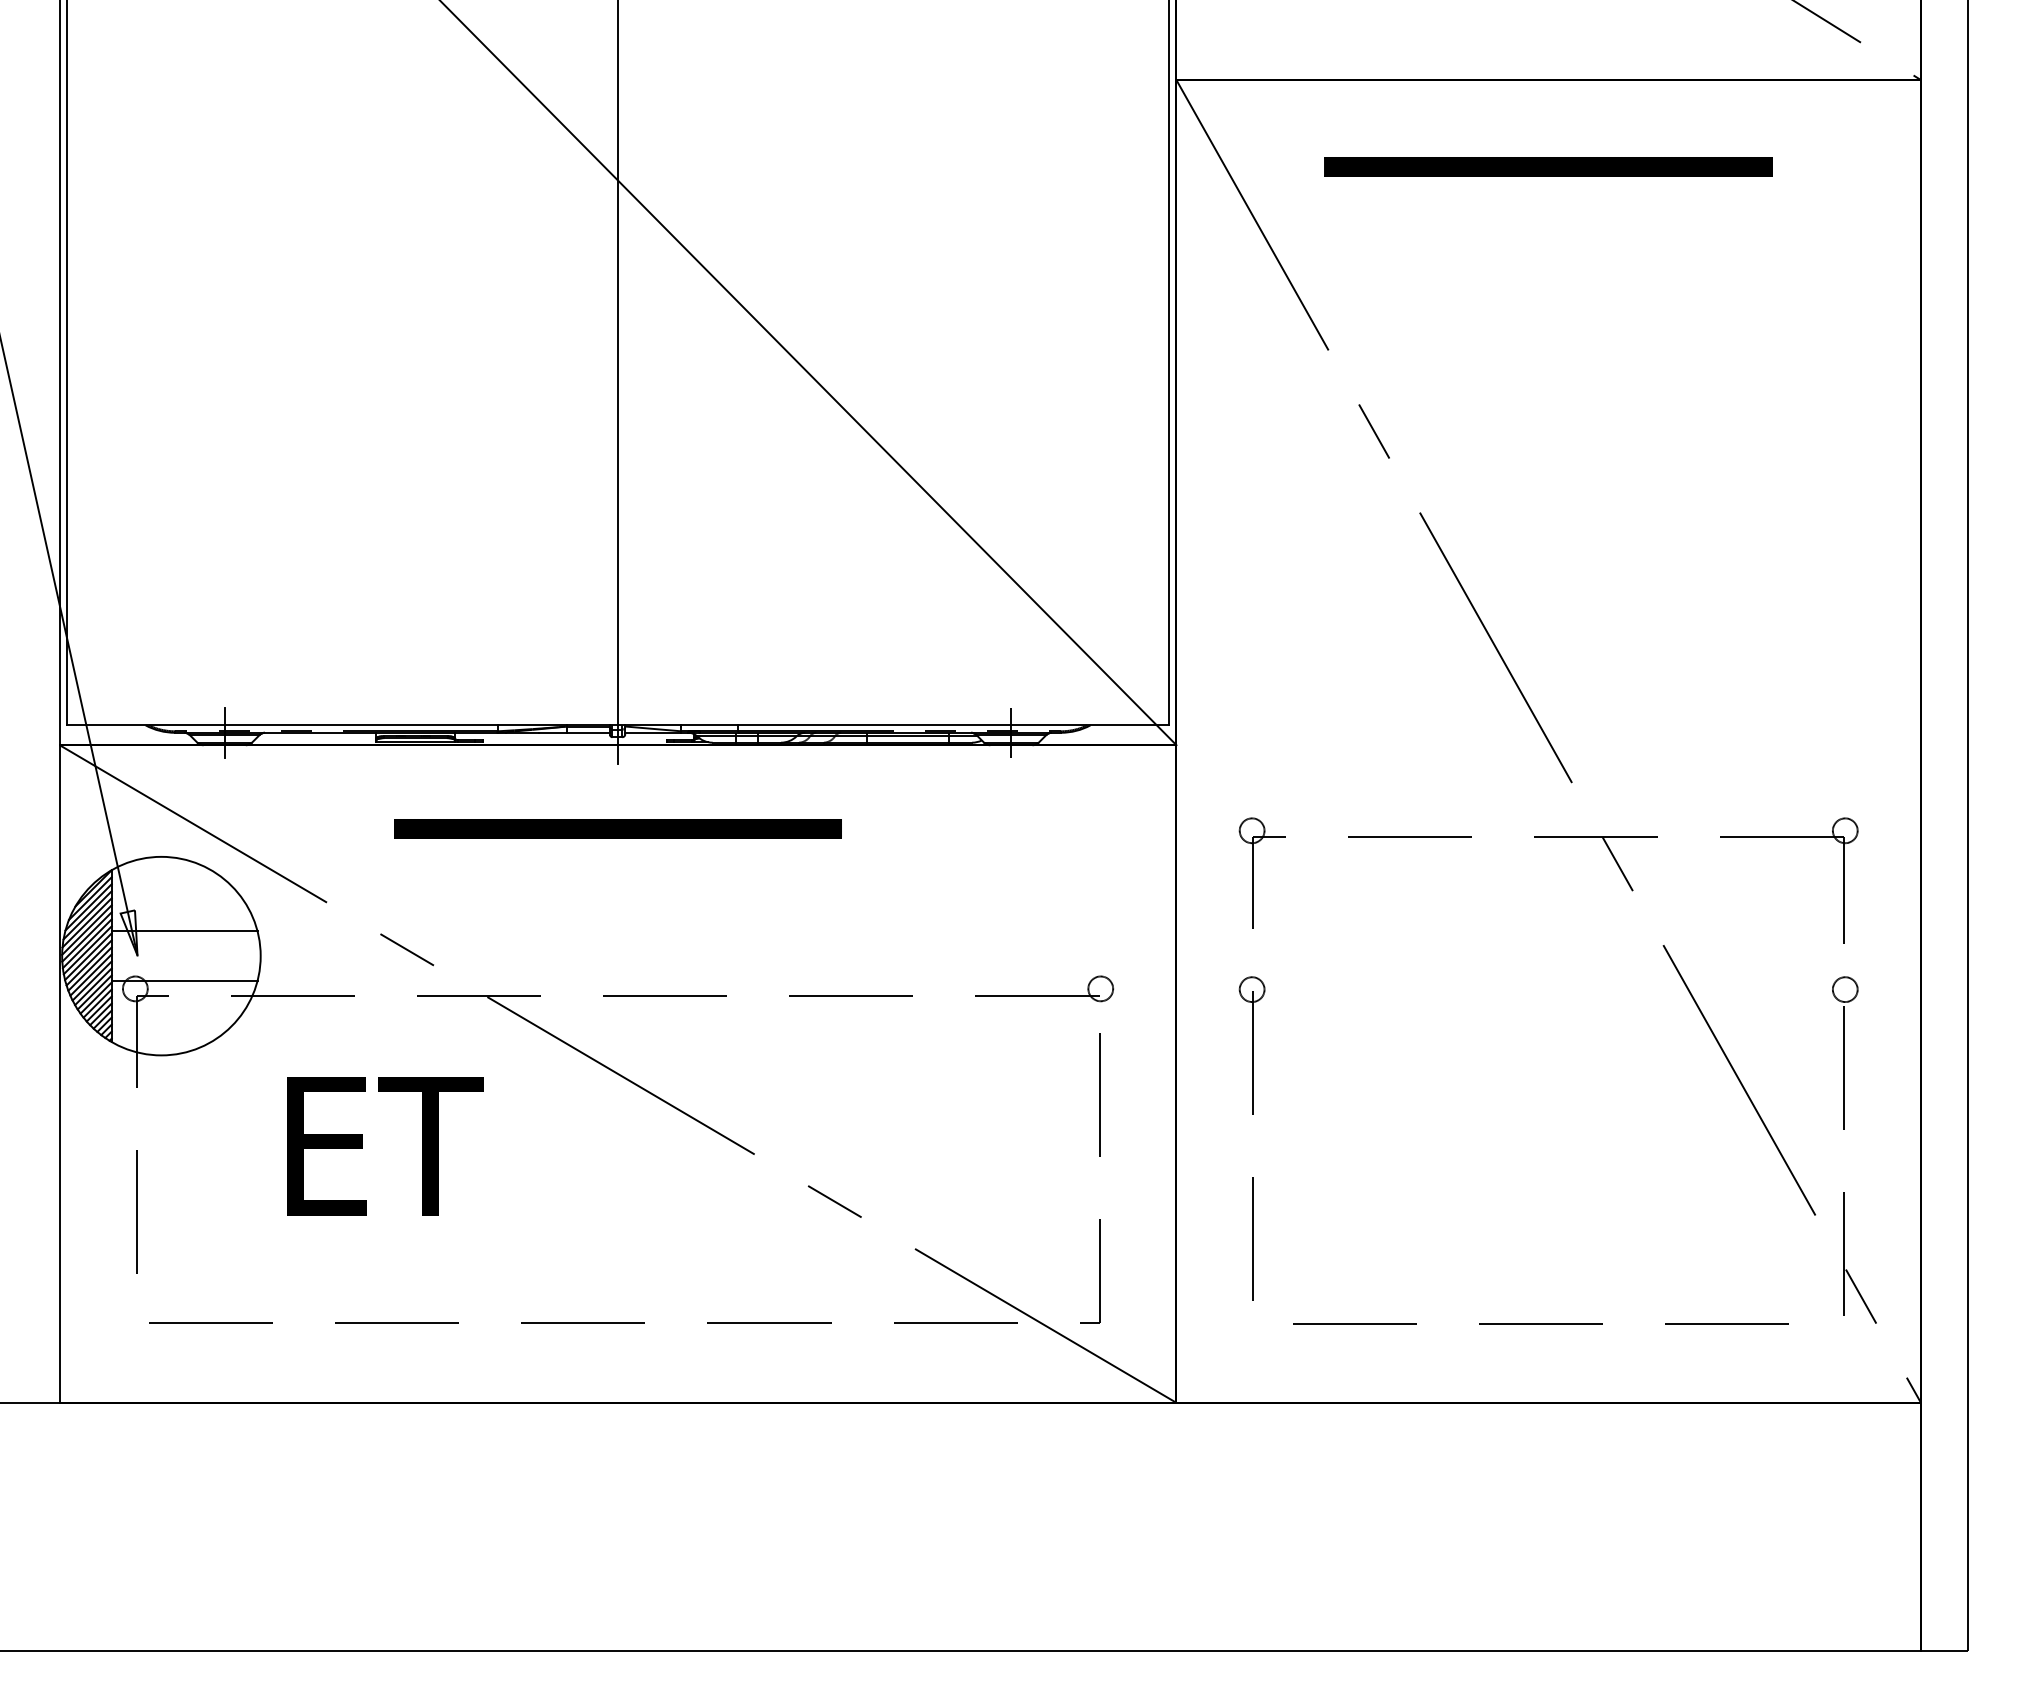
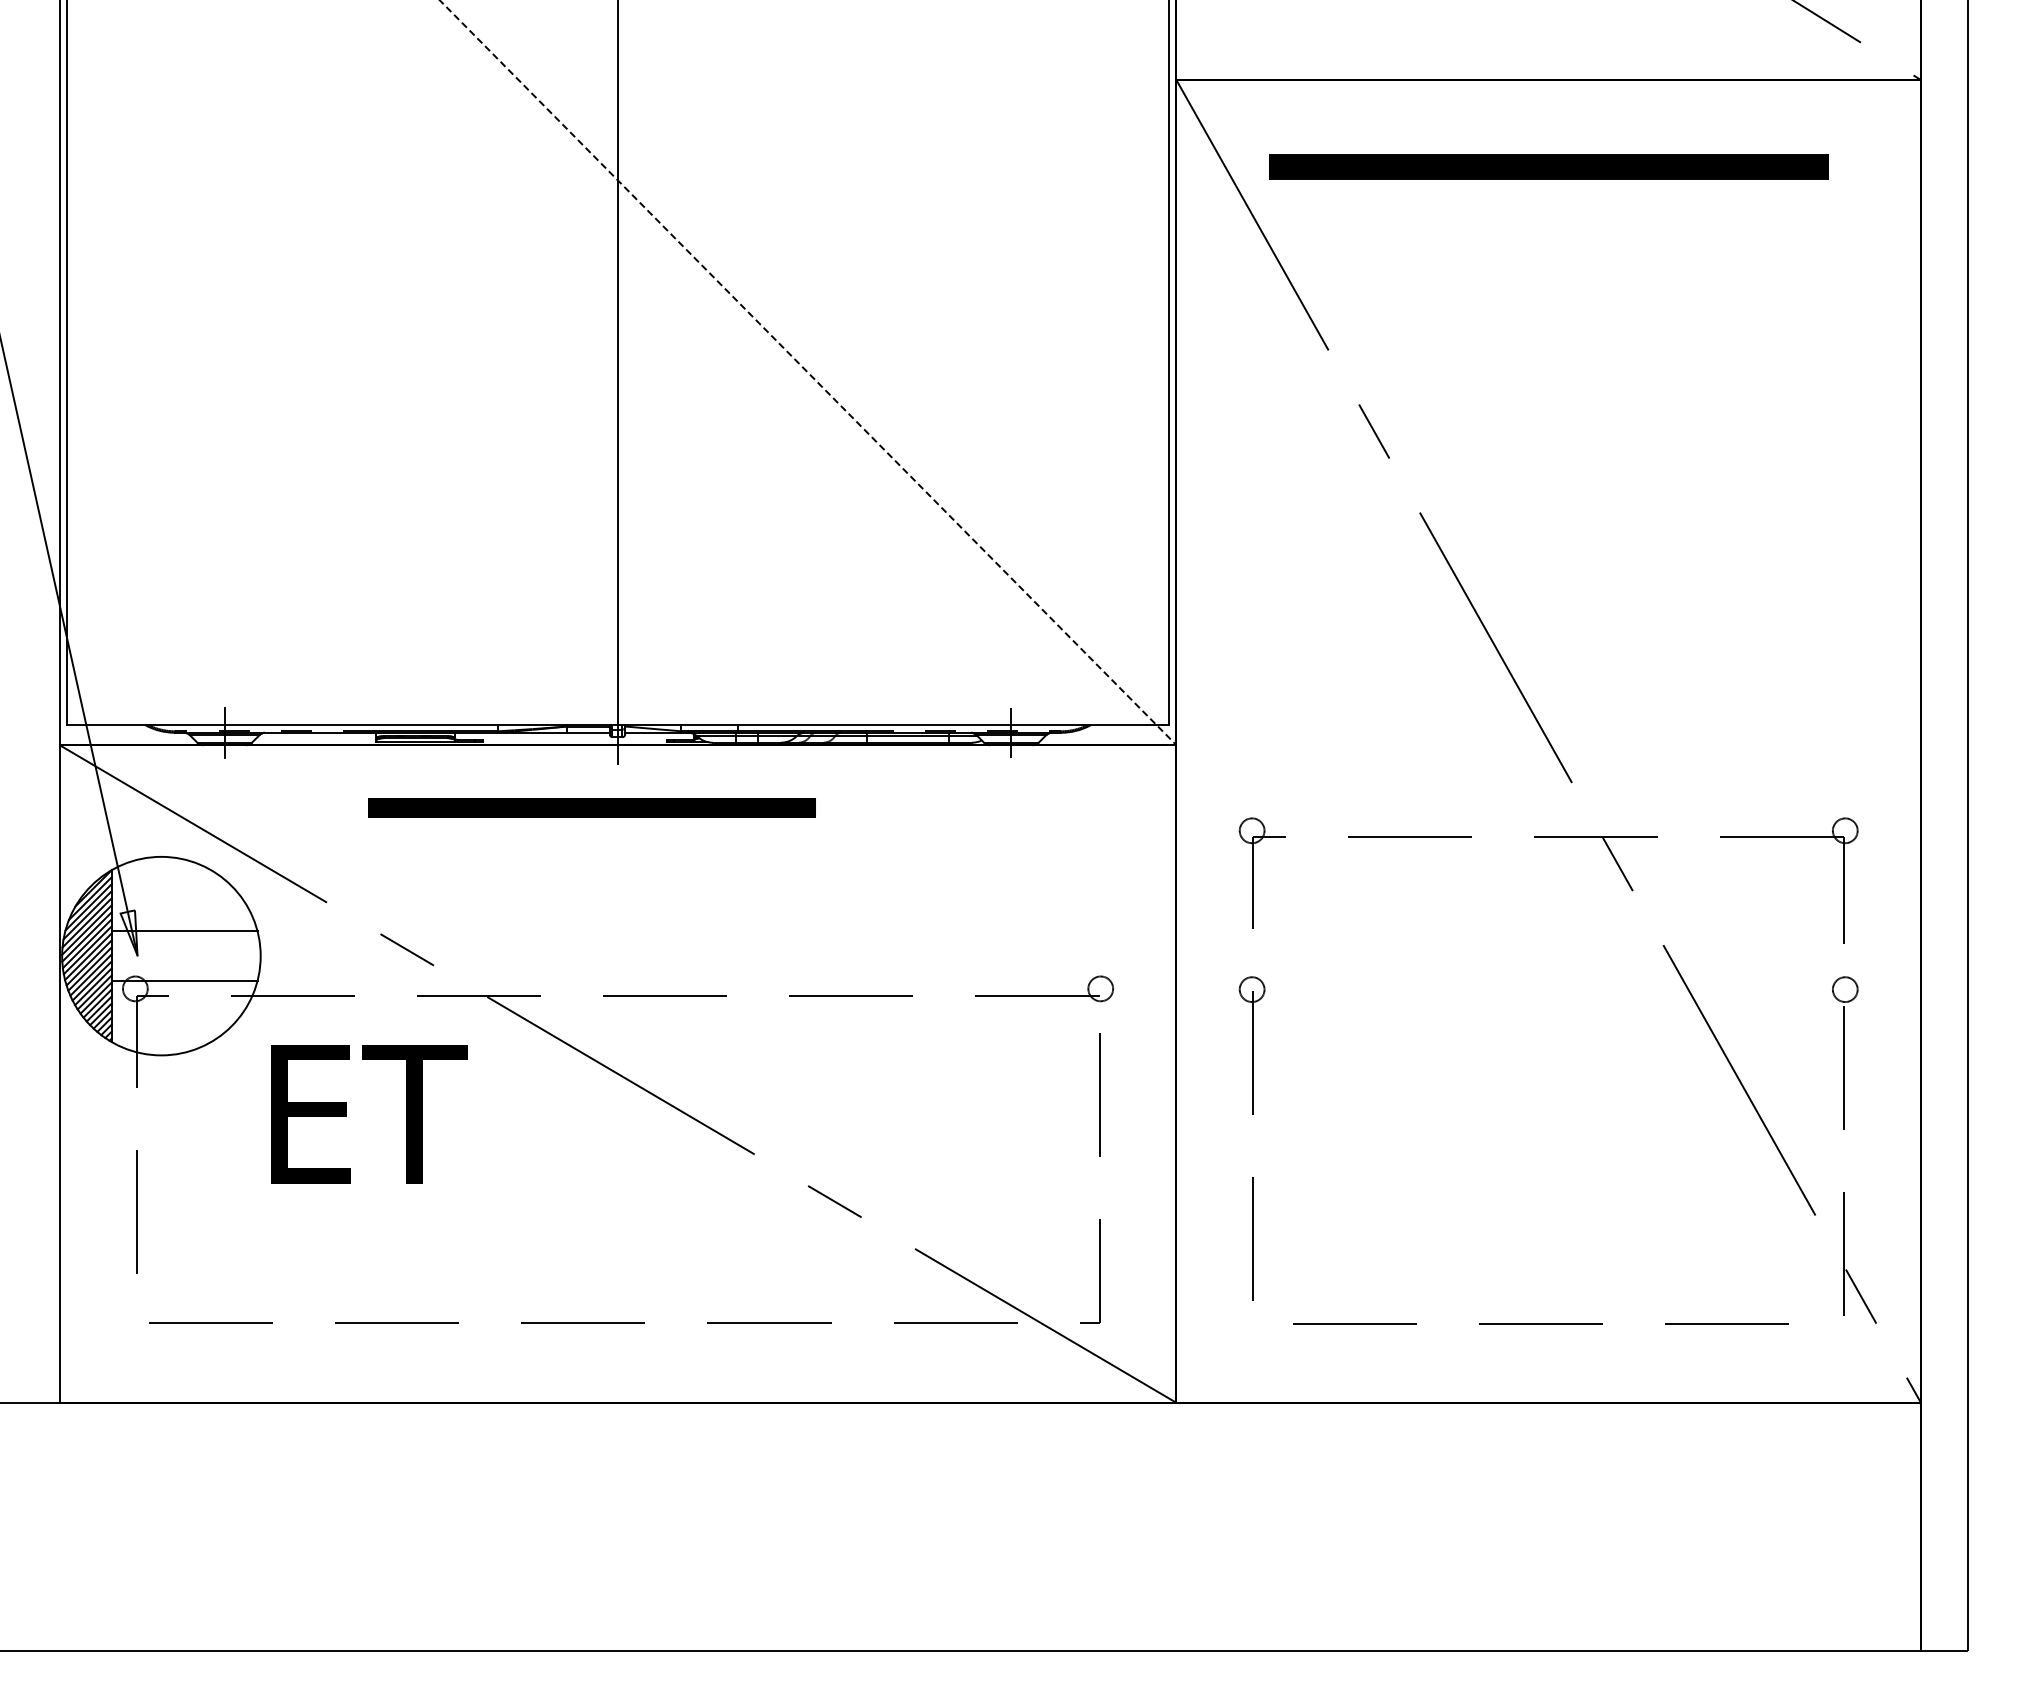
part size: 449x20 px -> 560x26 px (1548, 166)
line: solid -> dashed (808, 372)
part position: (617, 828) -> (591, 807) (591, 807)
text position: (385, 1146) -> (369, 1114) (369, 1114)
